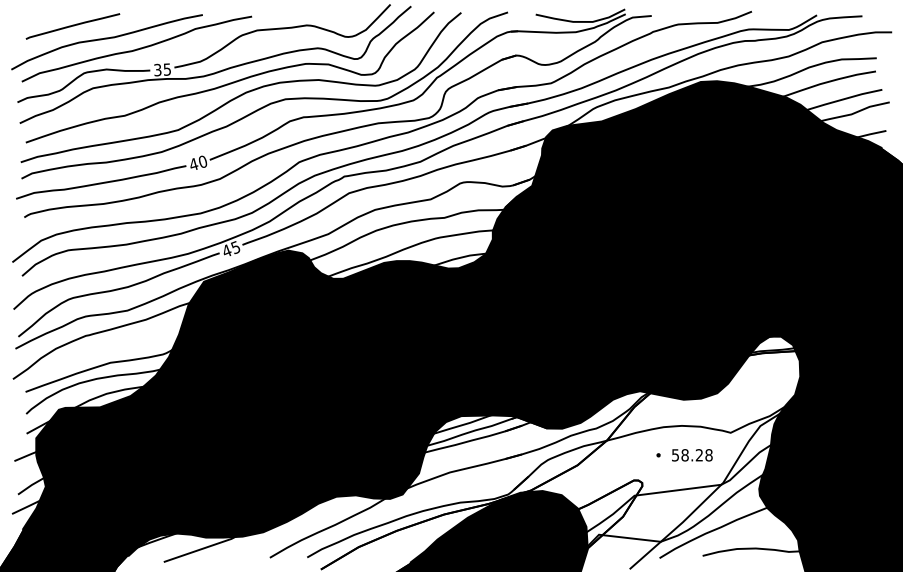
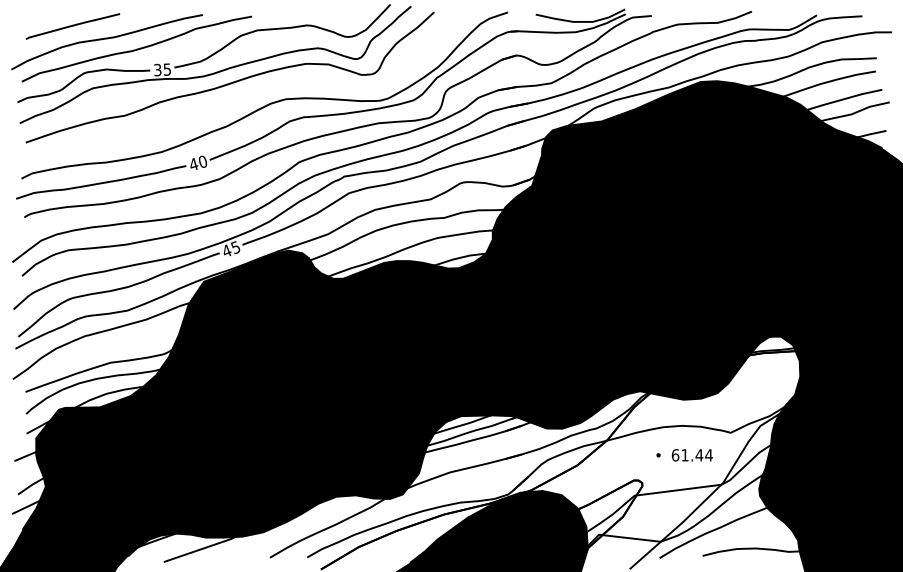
curve: present -> none (242, 93)
text: 58.28 -> 61.44 (691, 455)
